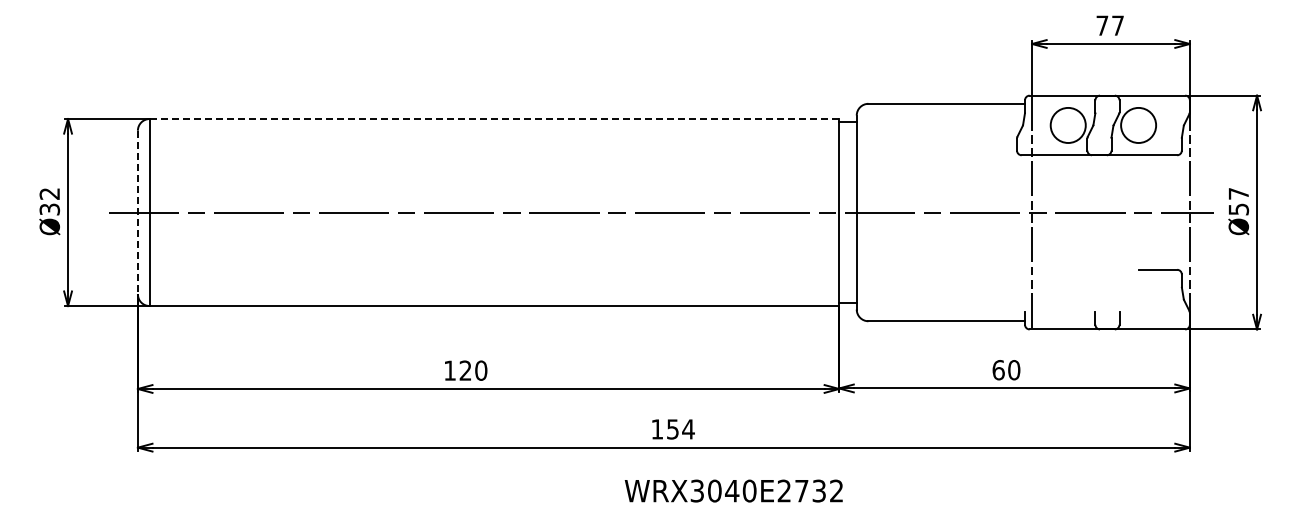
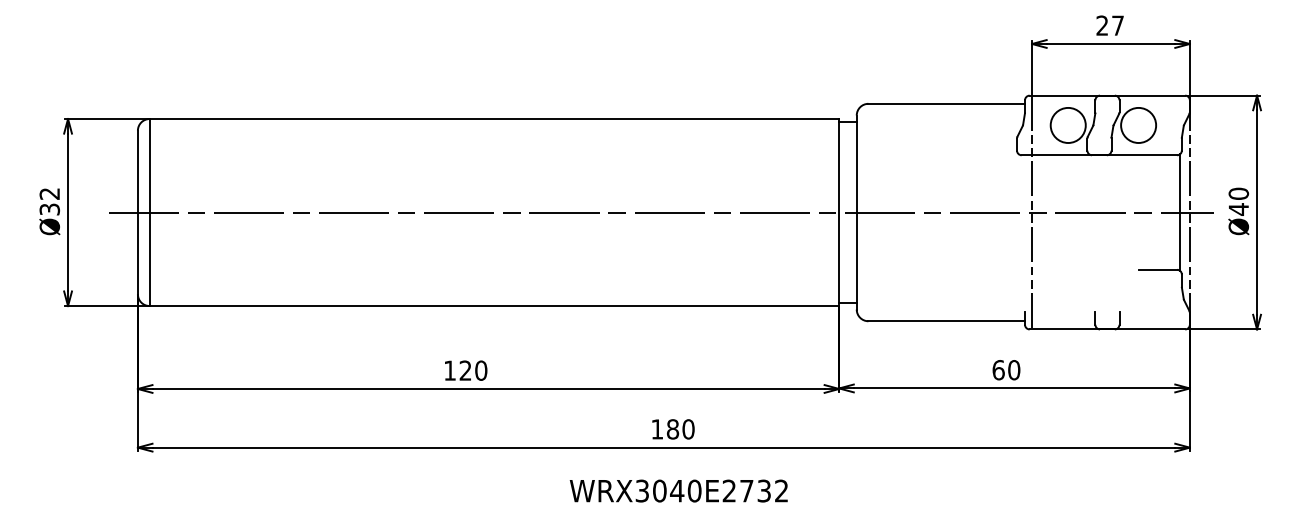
text: 77 -> 27 (1102, 25)
line: dashed -> solid (494, 119)
text: Ø57 -> Ø40 (1238, 201)
line: dashed -> solid (137, 212)
line: none -> present (1179, 212)
text: 154 -> 180 (680, 429)
text position: (733, 490) -> (678, 490) (678, 490)
